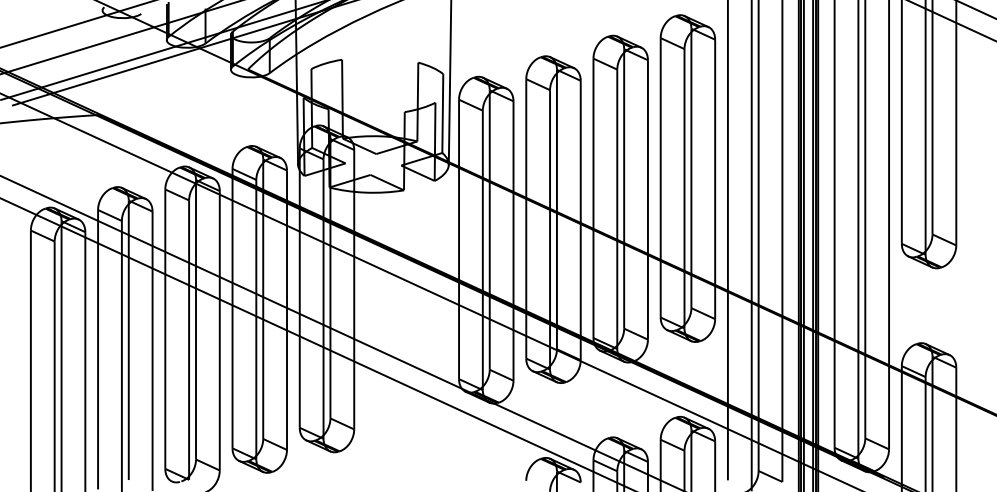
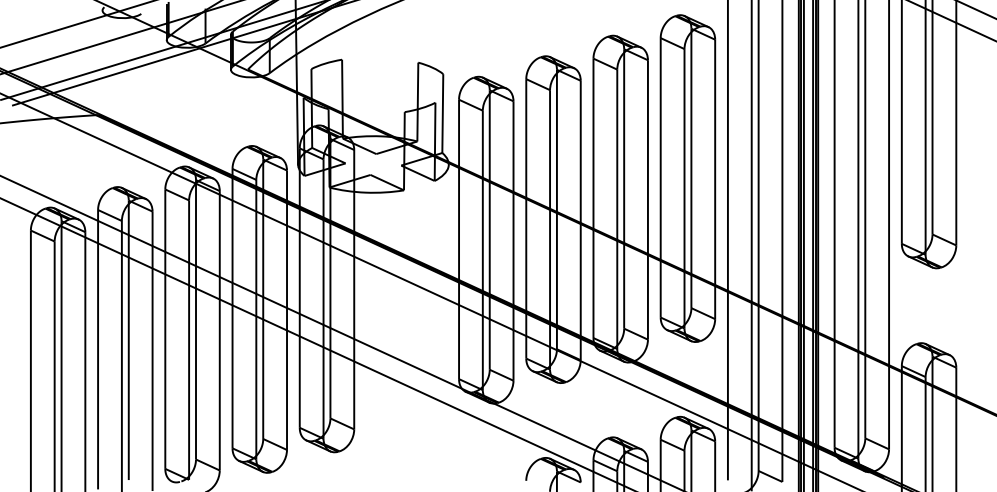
line: present -> none (449, 83)
